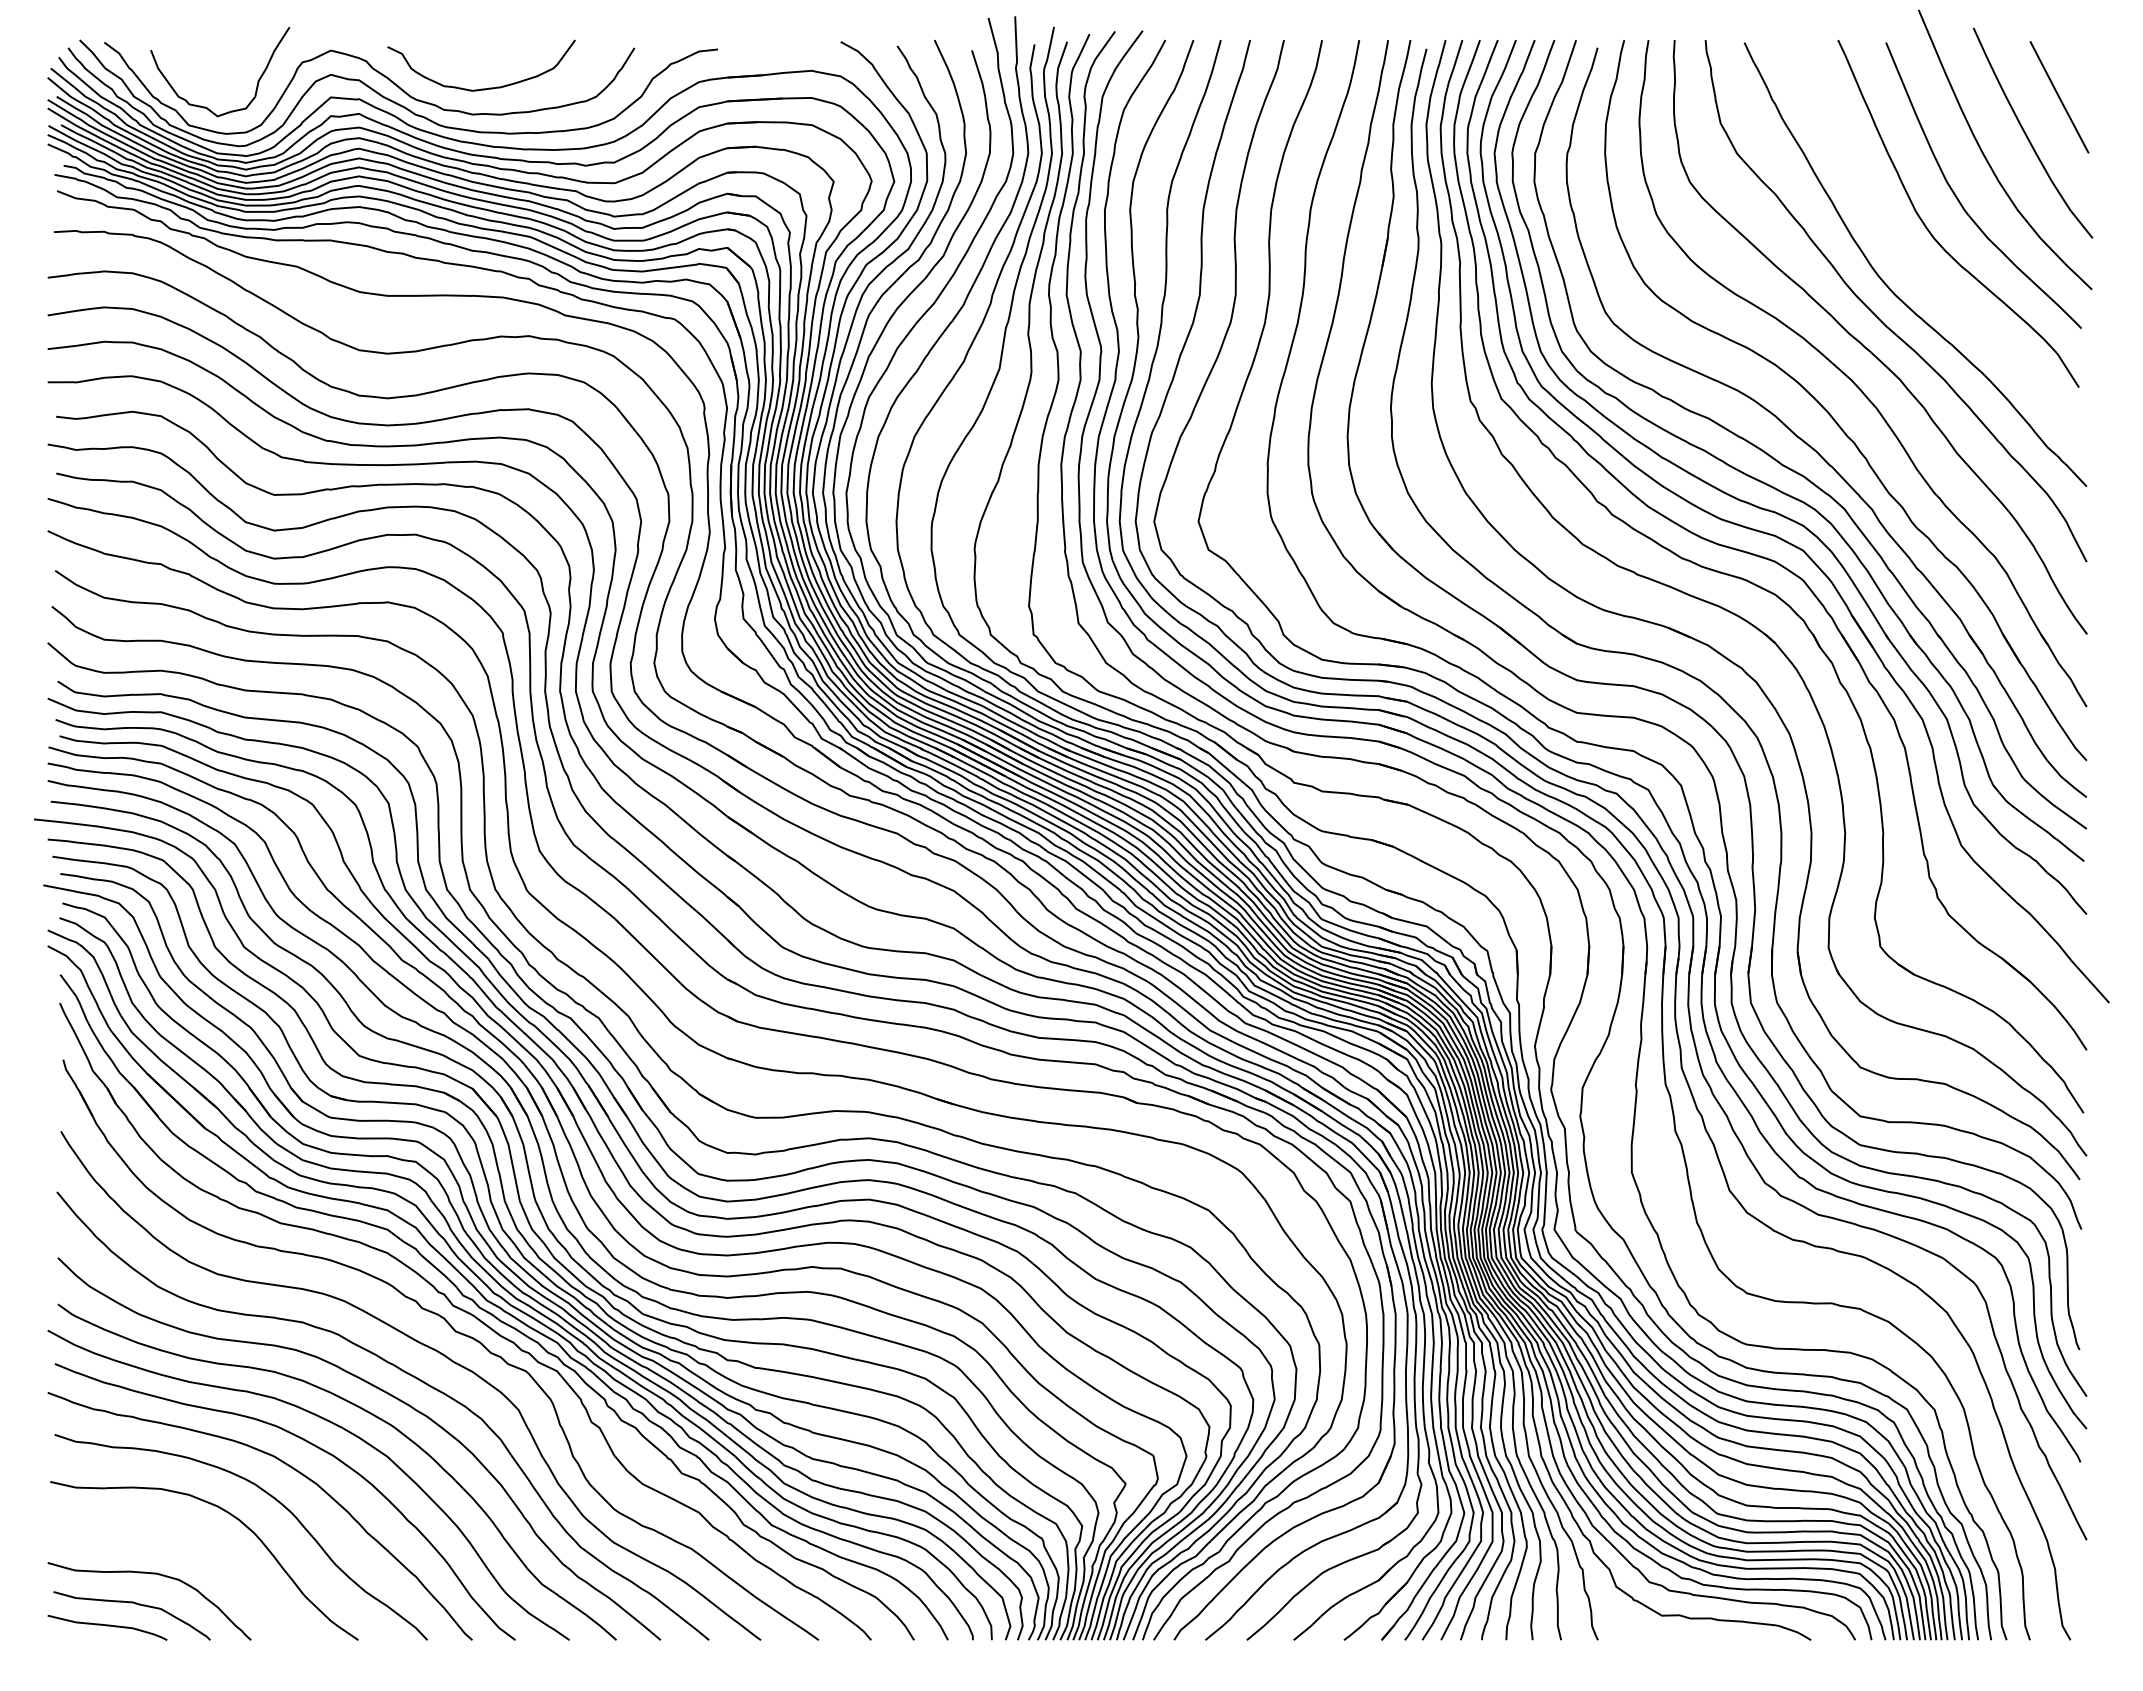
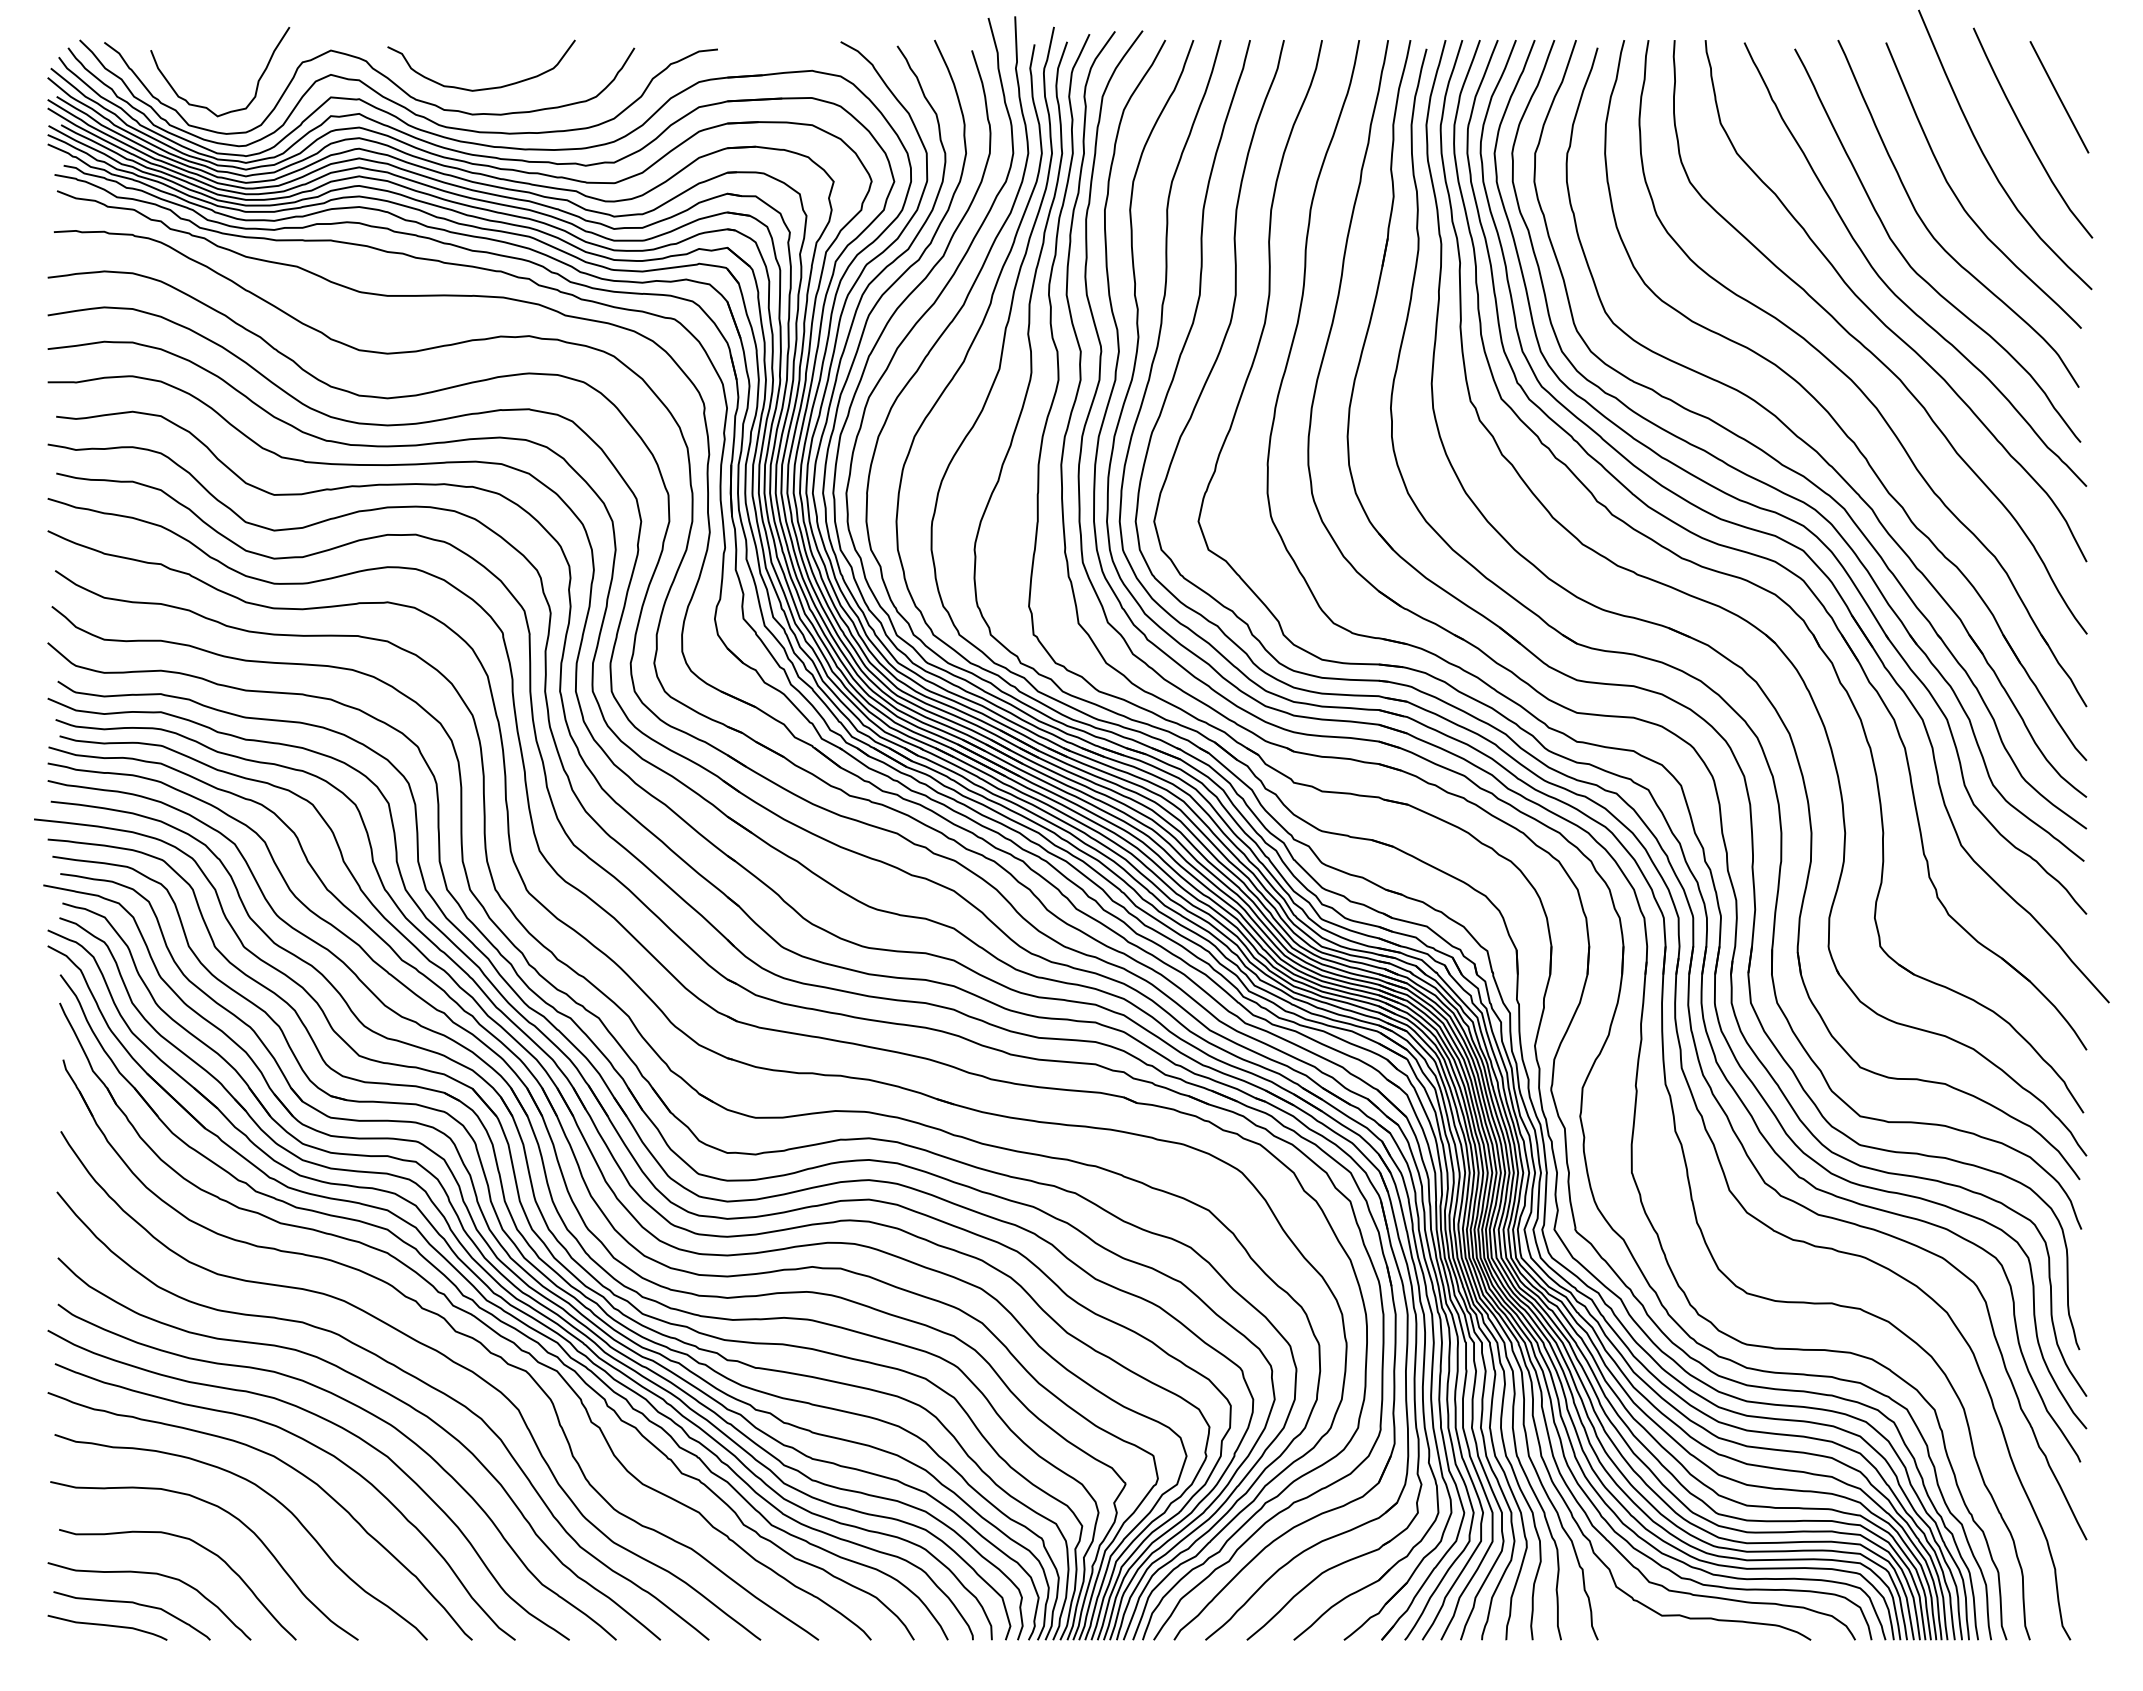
curve: none -> present (1910, 264)
curve: none -> present (201, 1547)
